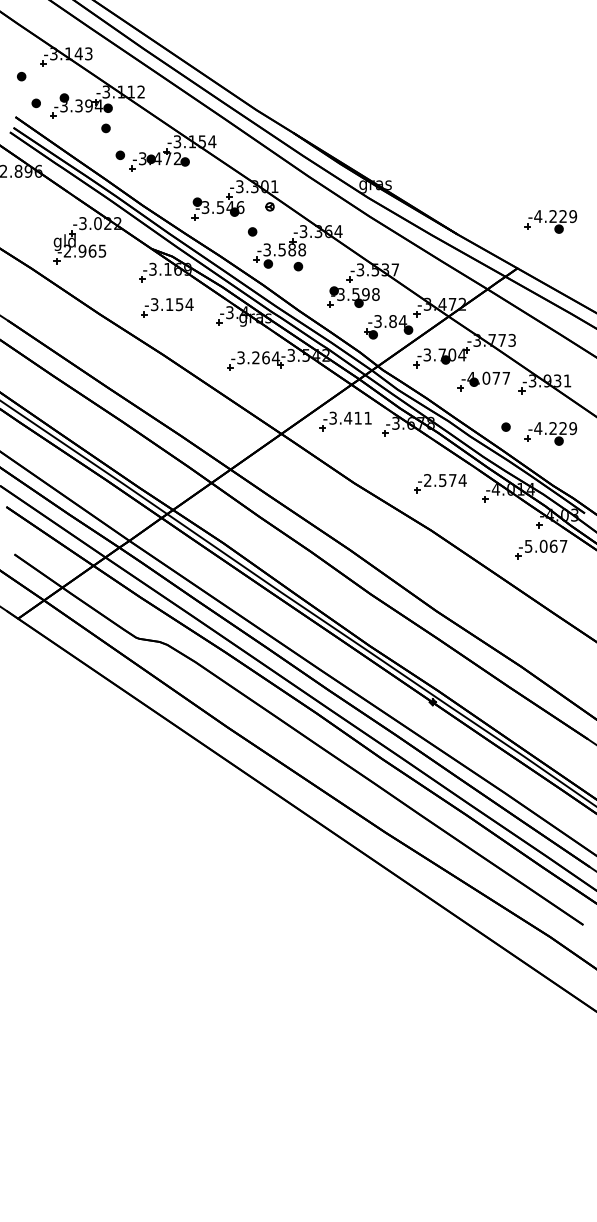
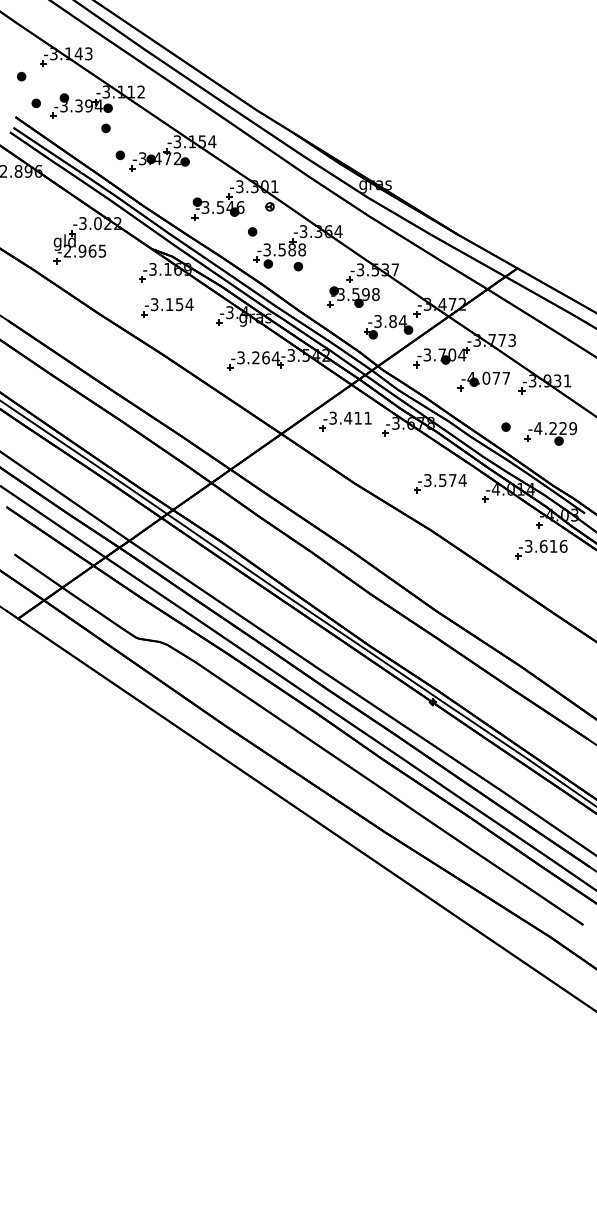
part: present -> none (550, 221)
text: -2.574 -> -3.574 (427, 480)
text: -5.067 -> -3.616 (546, 545)
